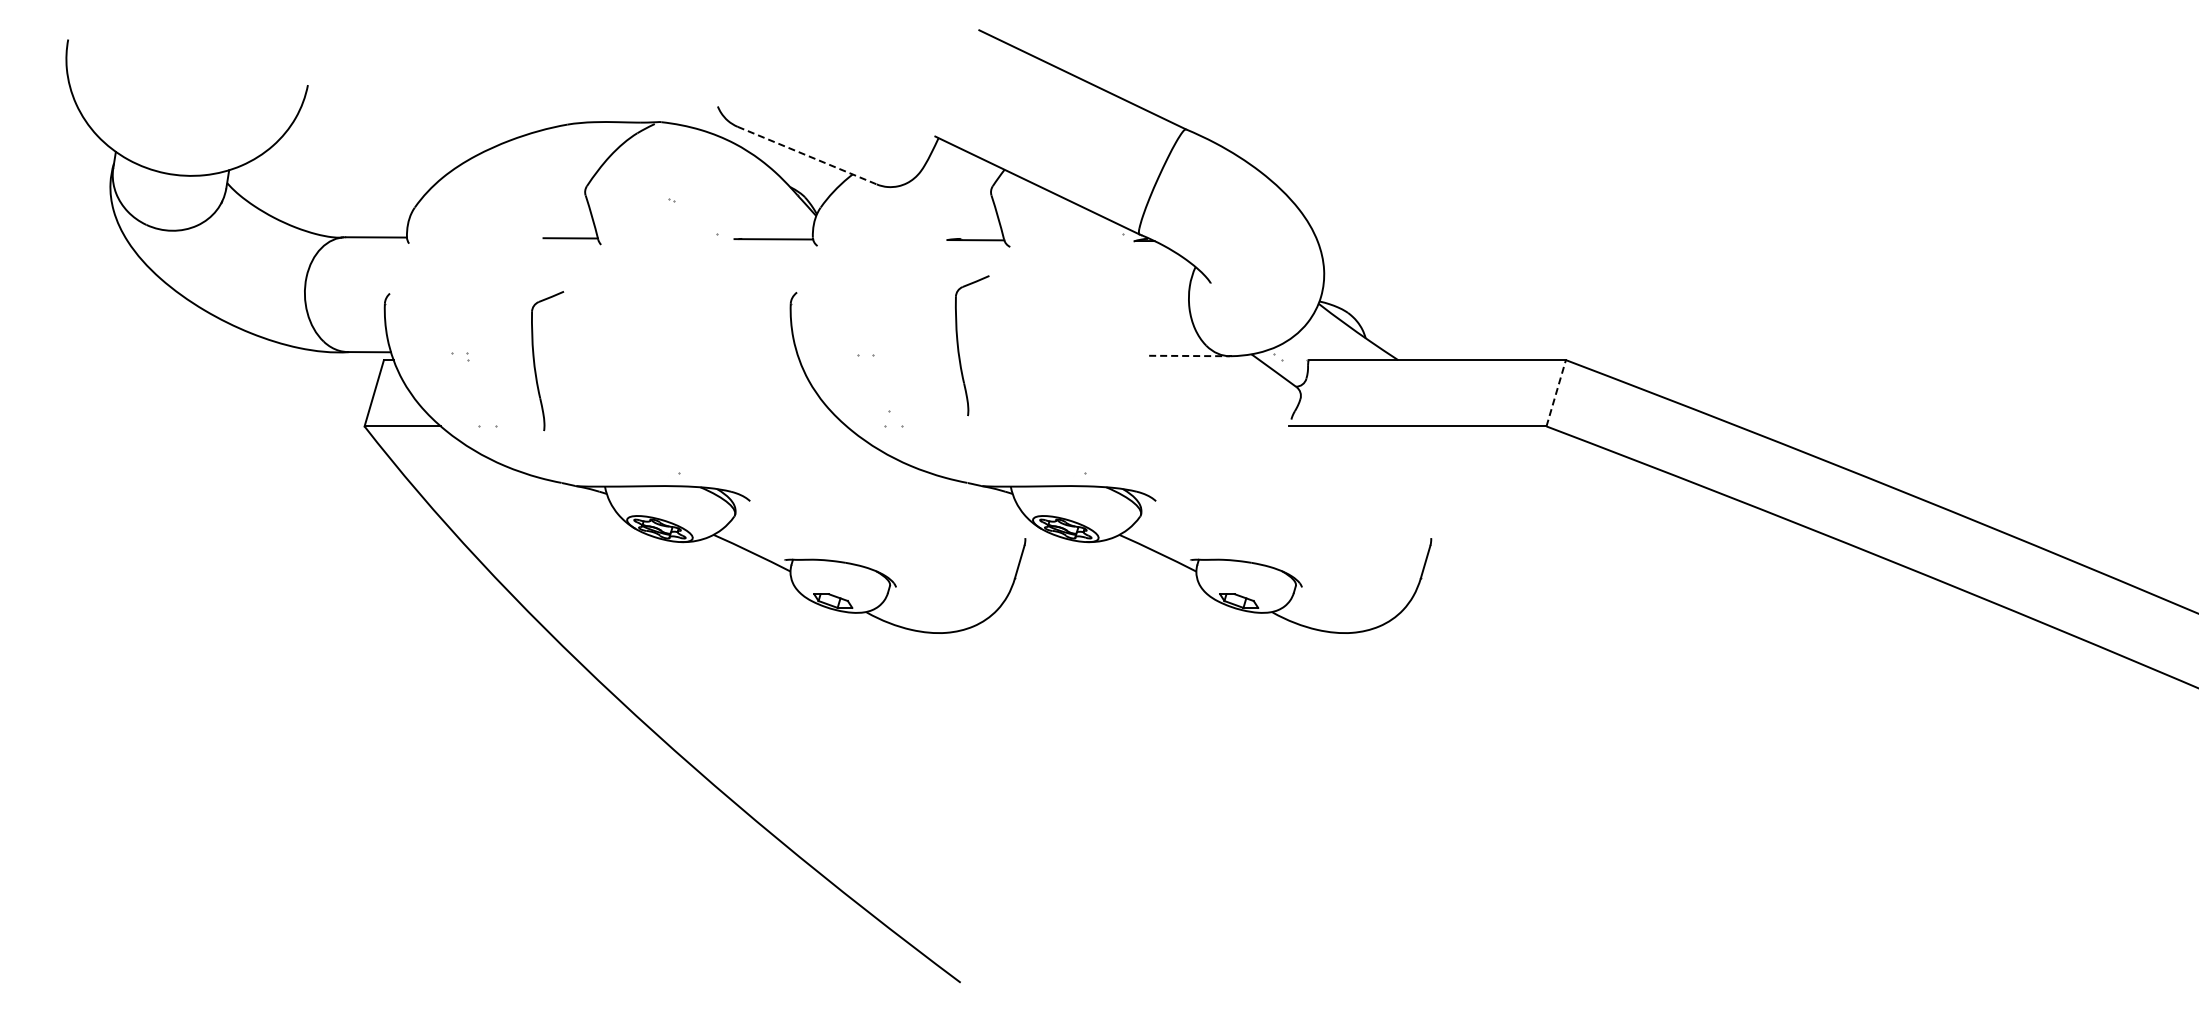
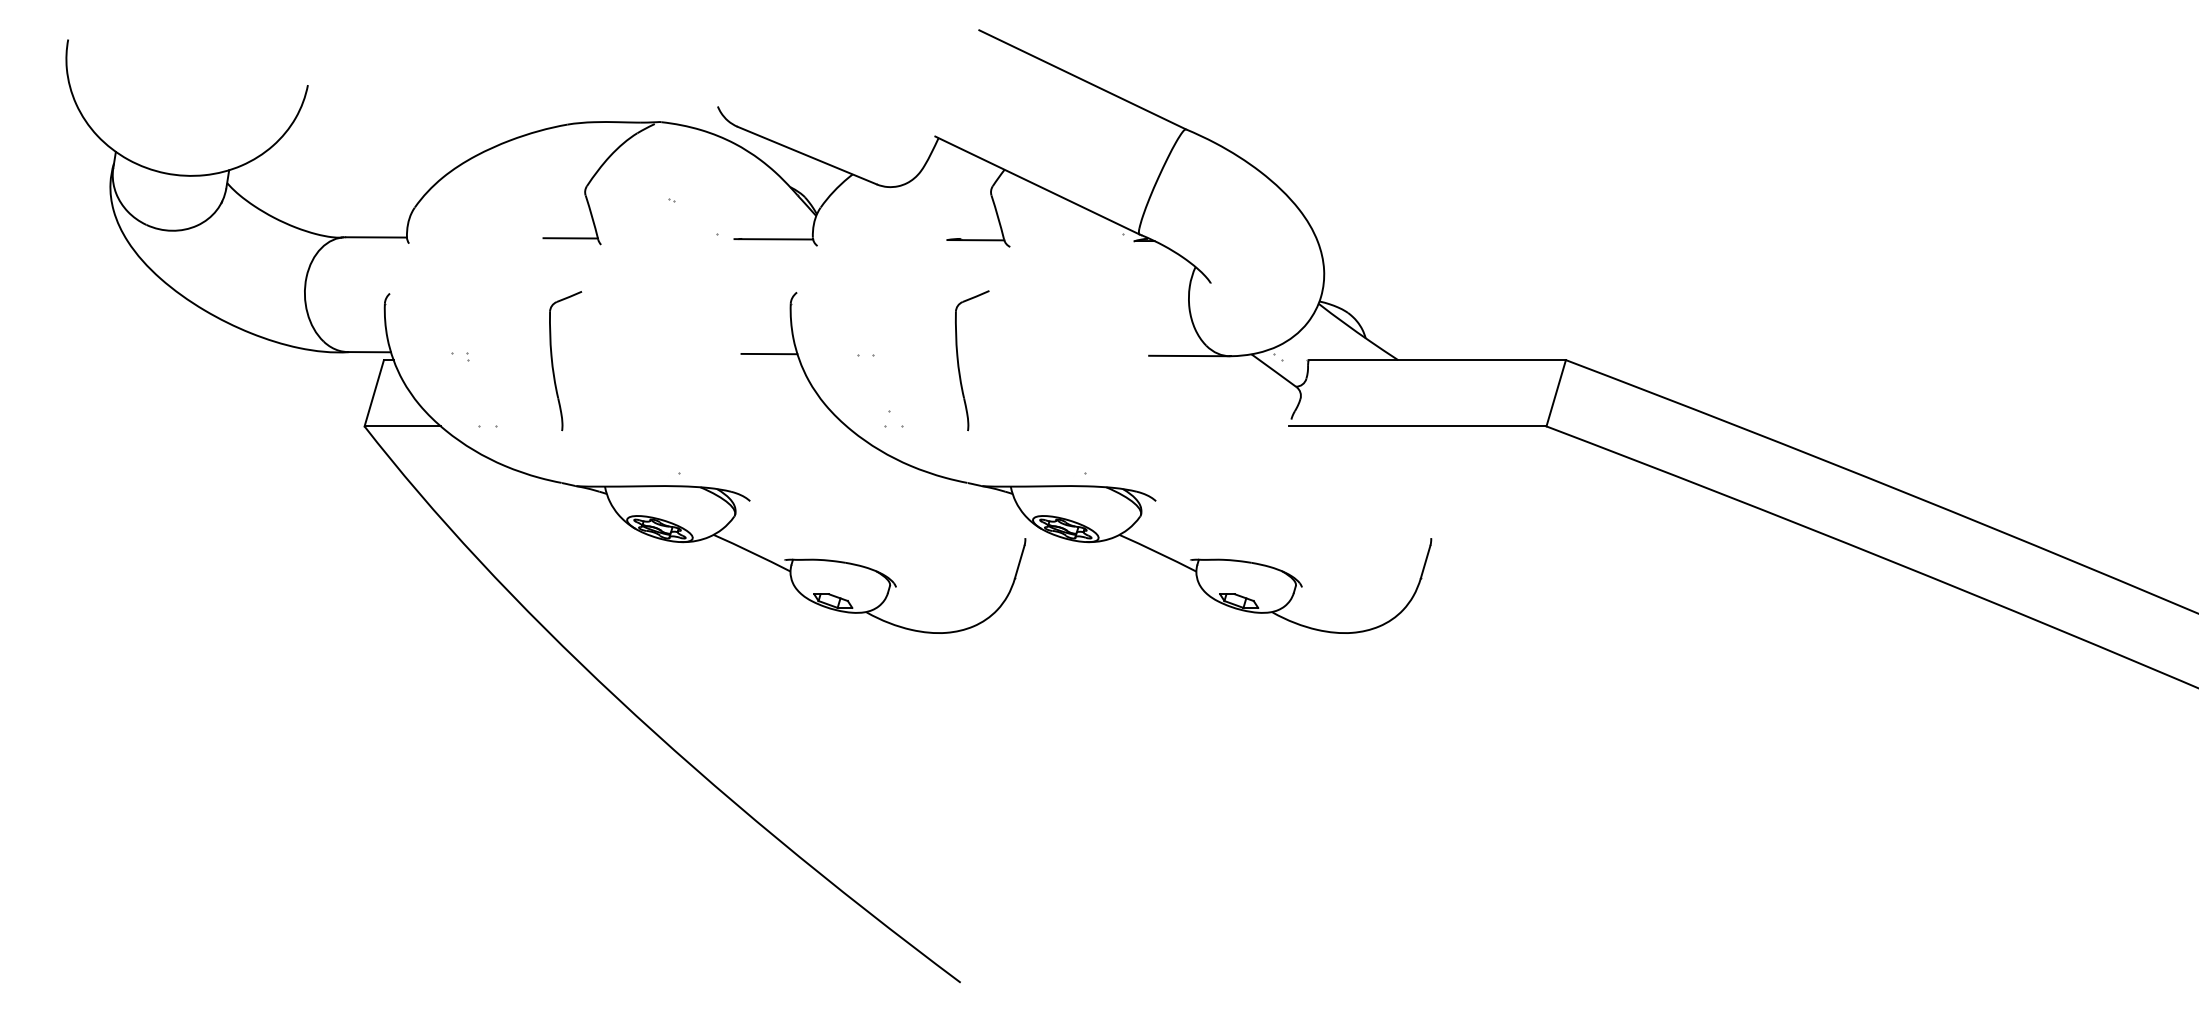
line: dashed -> solid (807, 155)
part position: (959, 349) -> (959, 364) (959, 364)
line: none -> present (769, 353)
line: dashed -> solid (1189, 356)
part position: (535, 362) -> (553, 362) (553, 362)
line: dashed -> solid (1556, 393)
